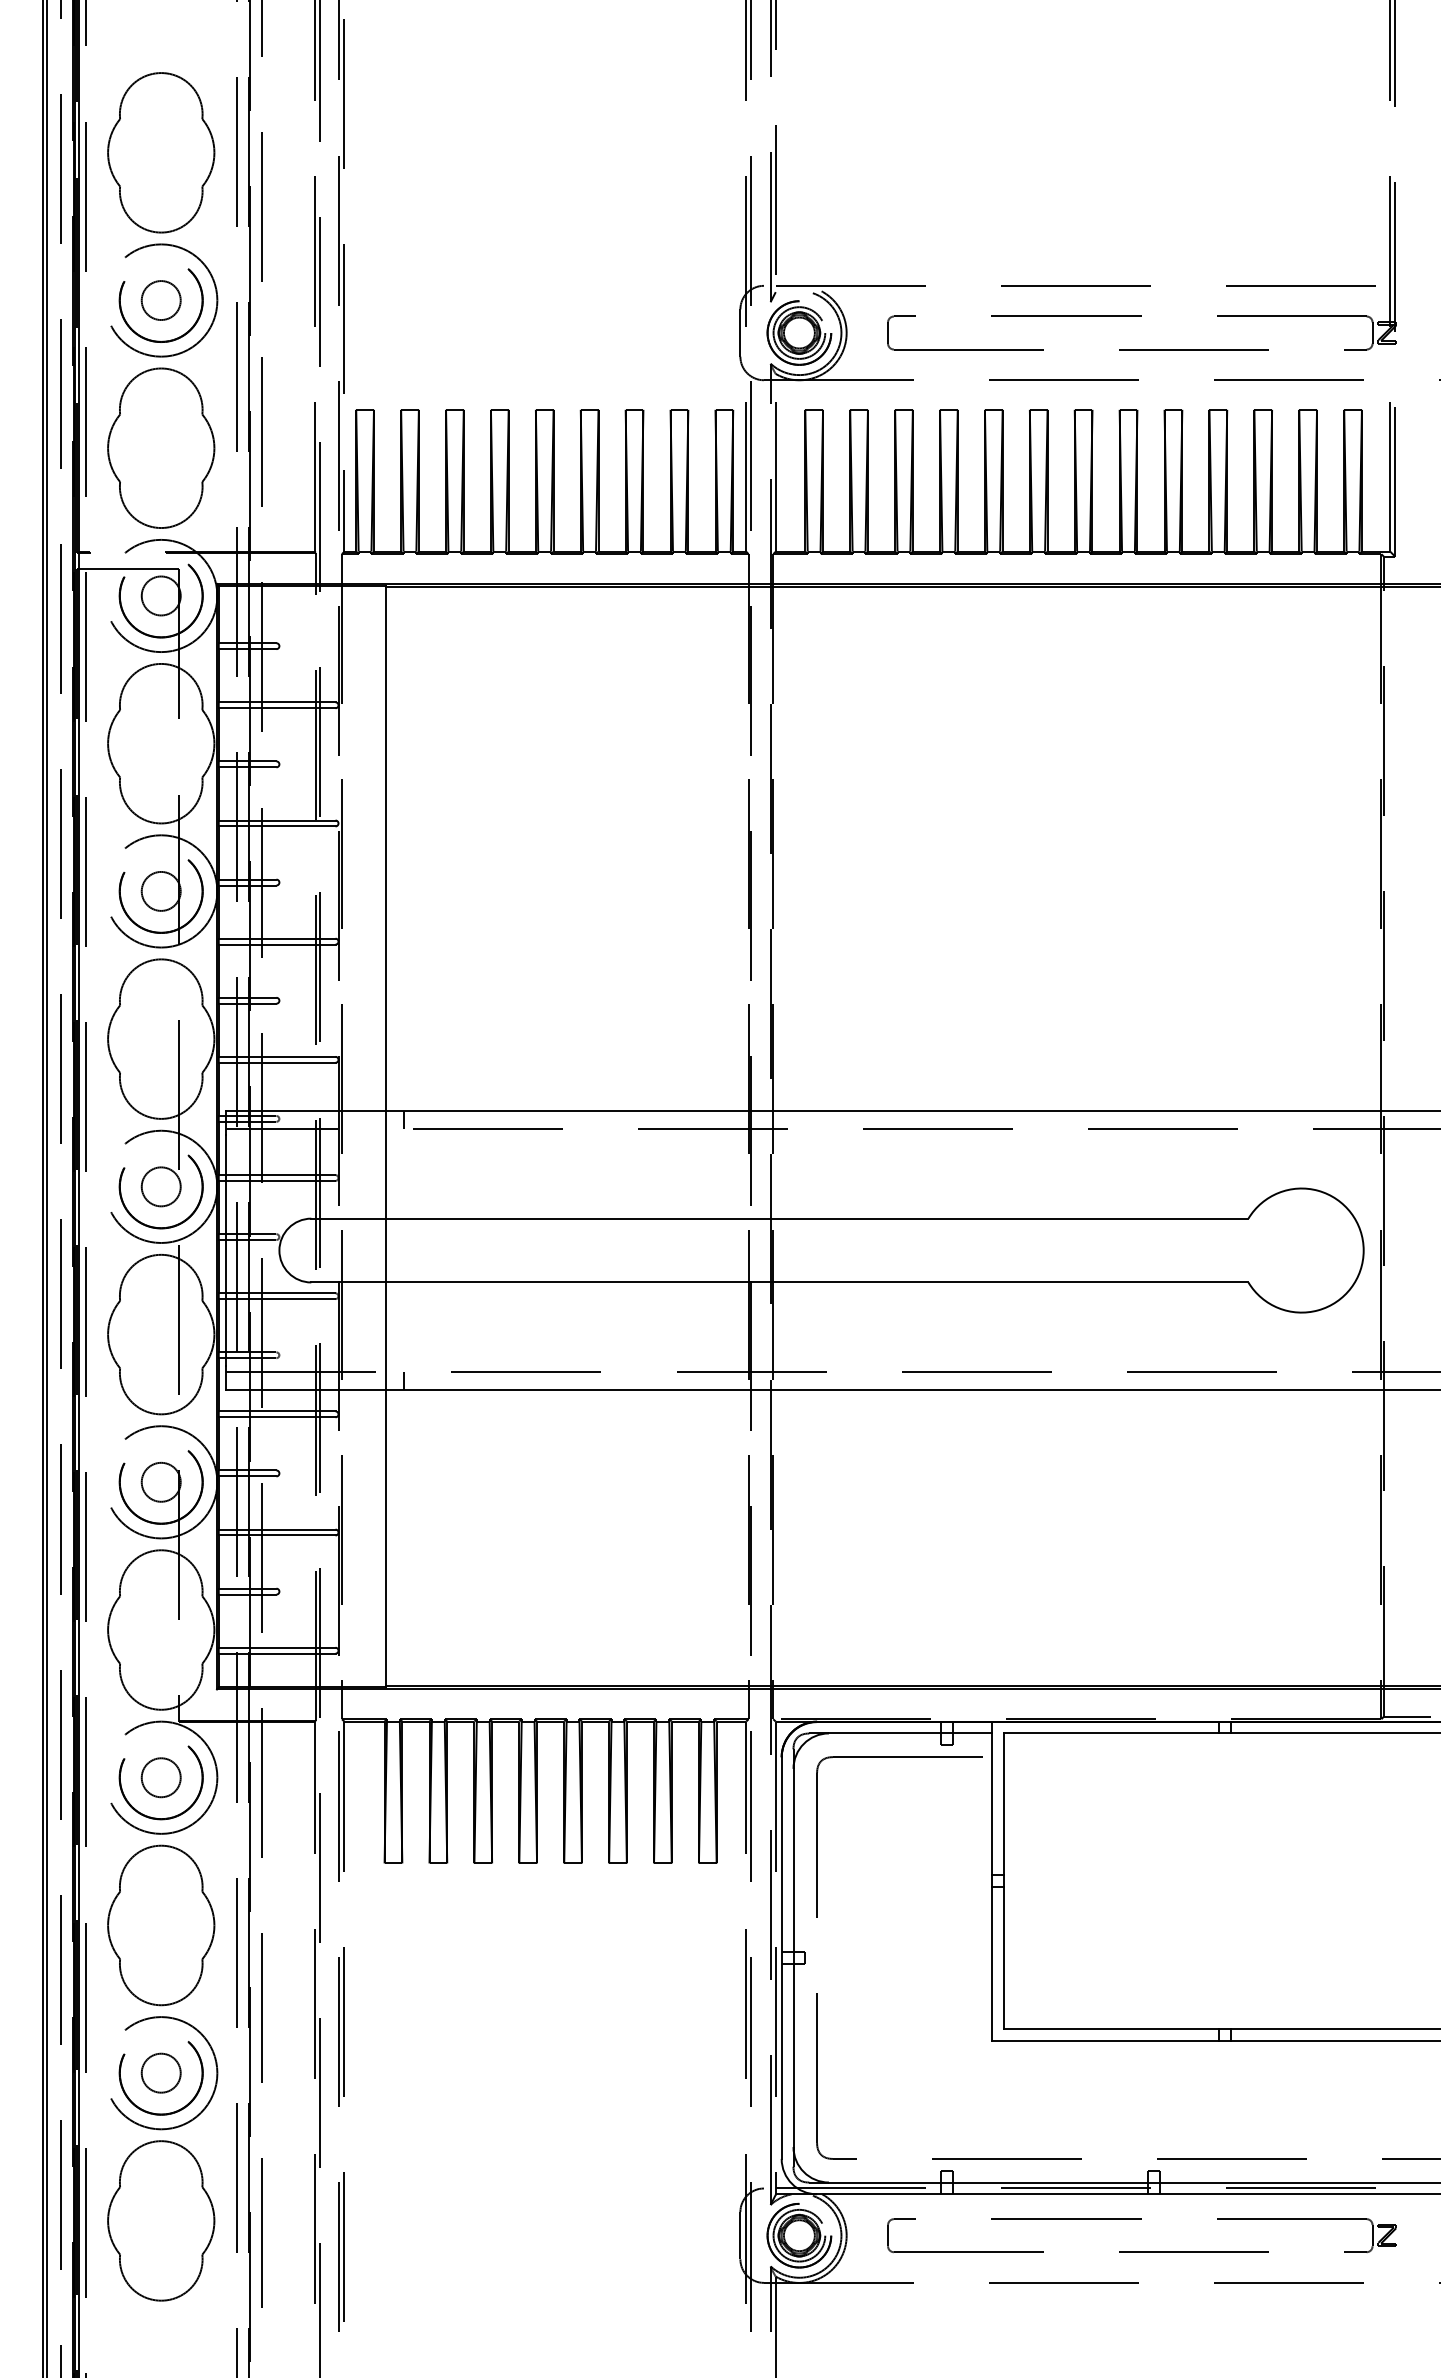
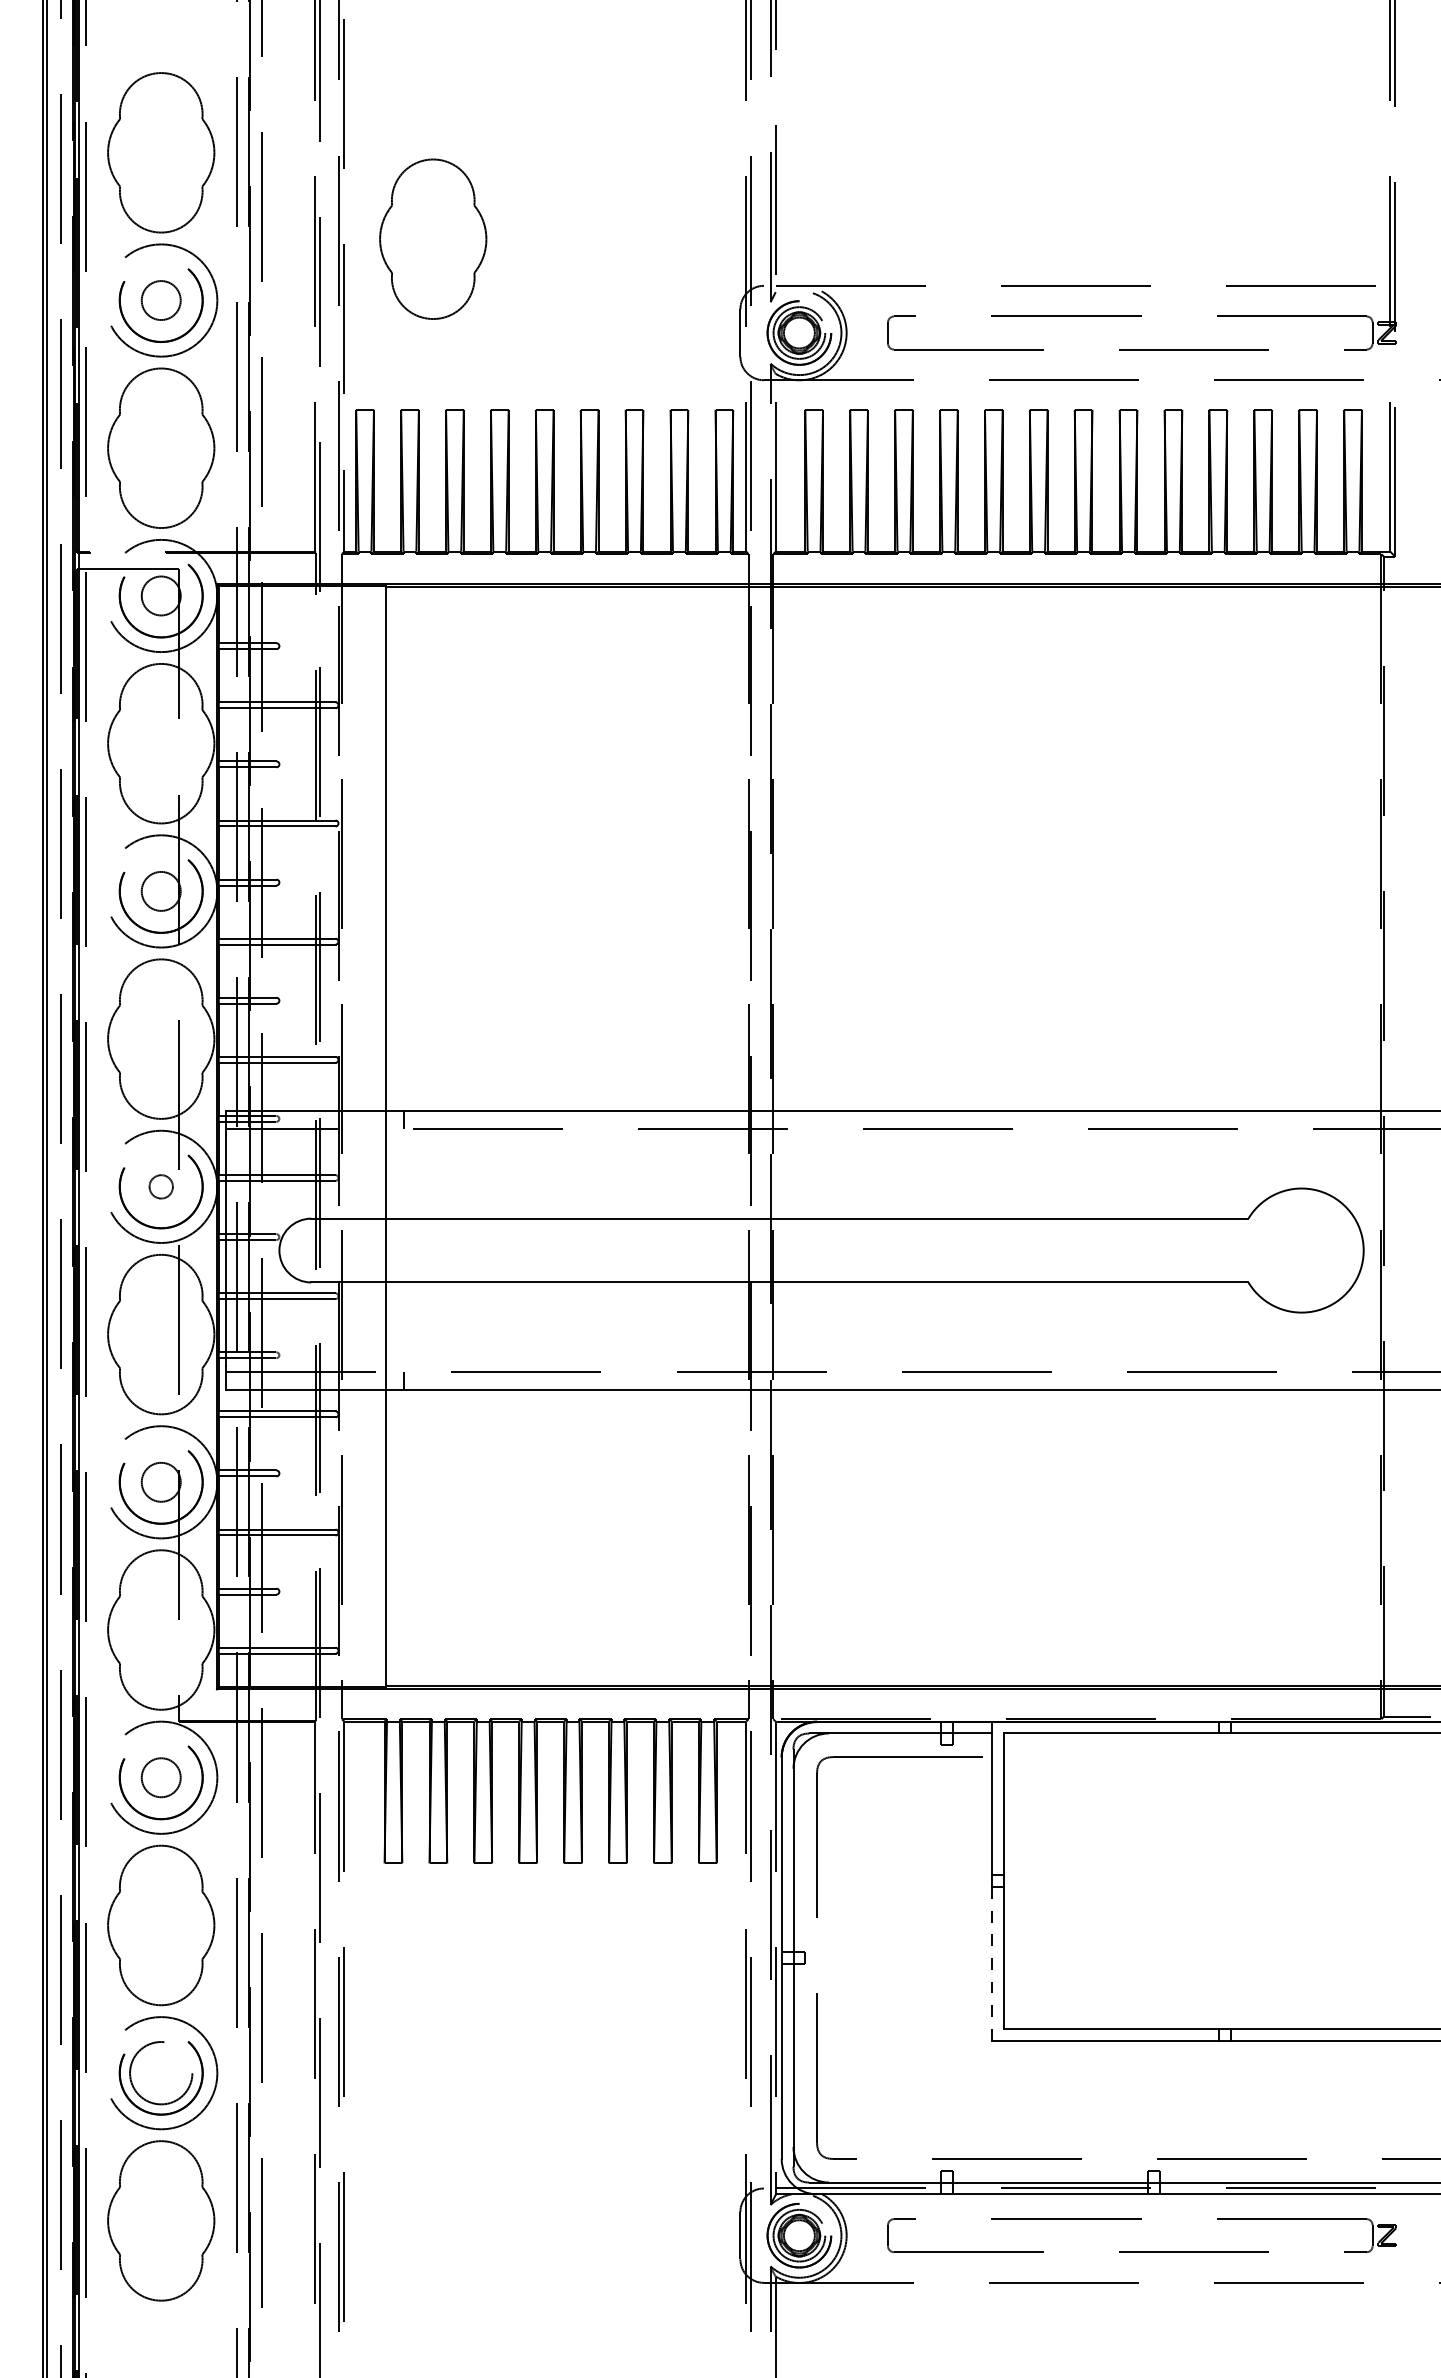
part: none -> present (433, 238)
circle diameter: 39 px -> 23 px (160, 1186)
line: solid -> dashed (992, 1963)
circle diameter: 39 px -> 62 px (161, 2073)
